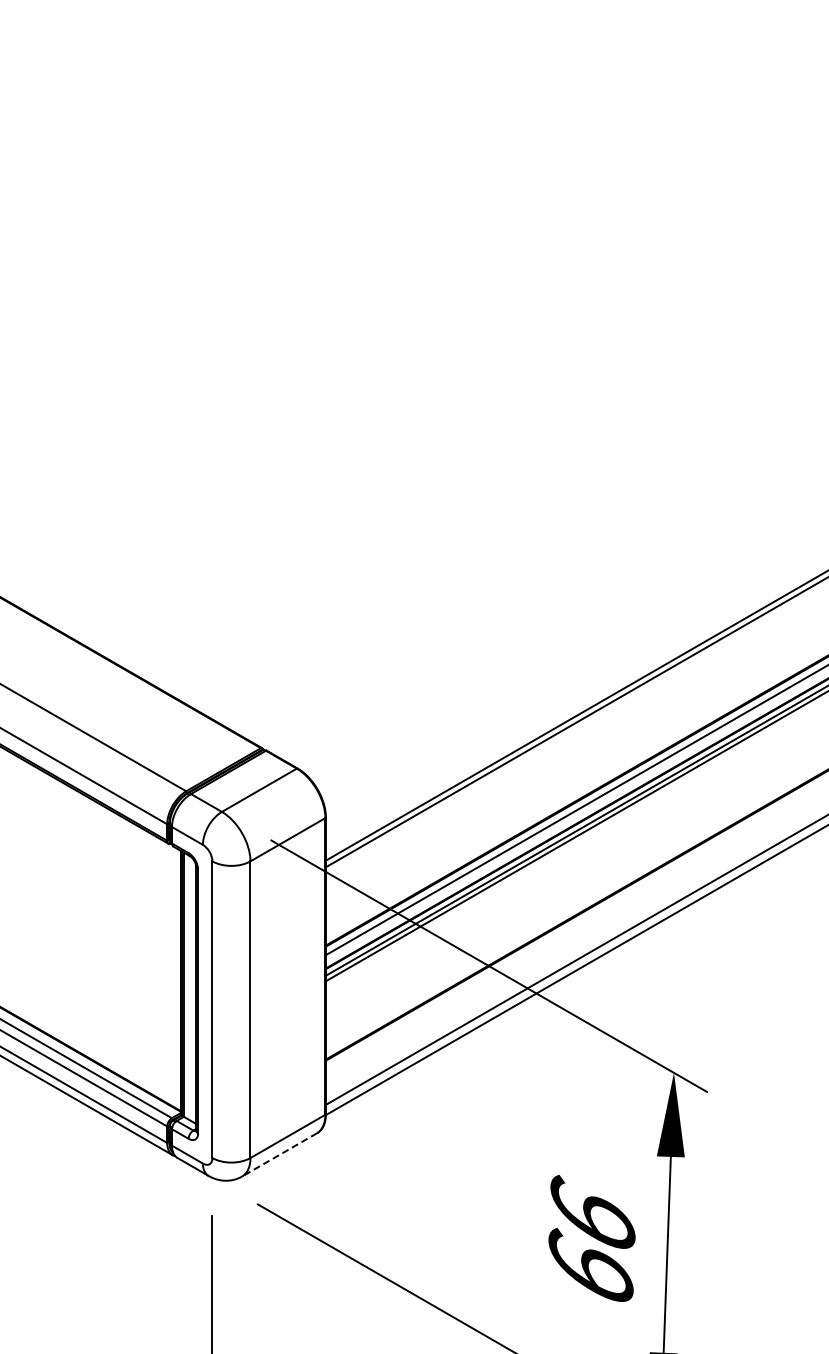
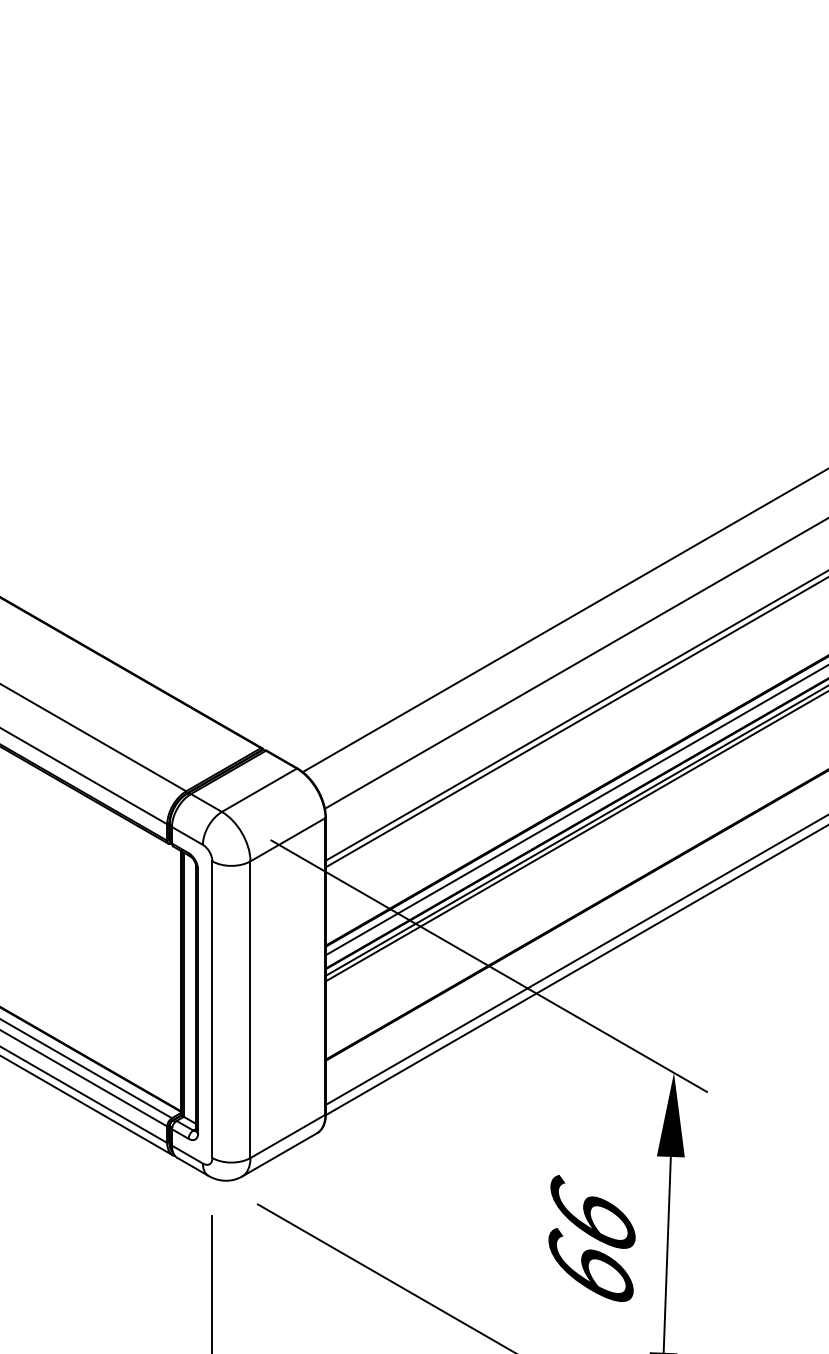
line: none -> present (563, 621)
line: none -> present (575, 663)
line: dashed -> solid (279, 1155)
